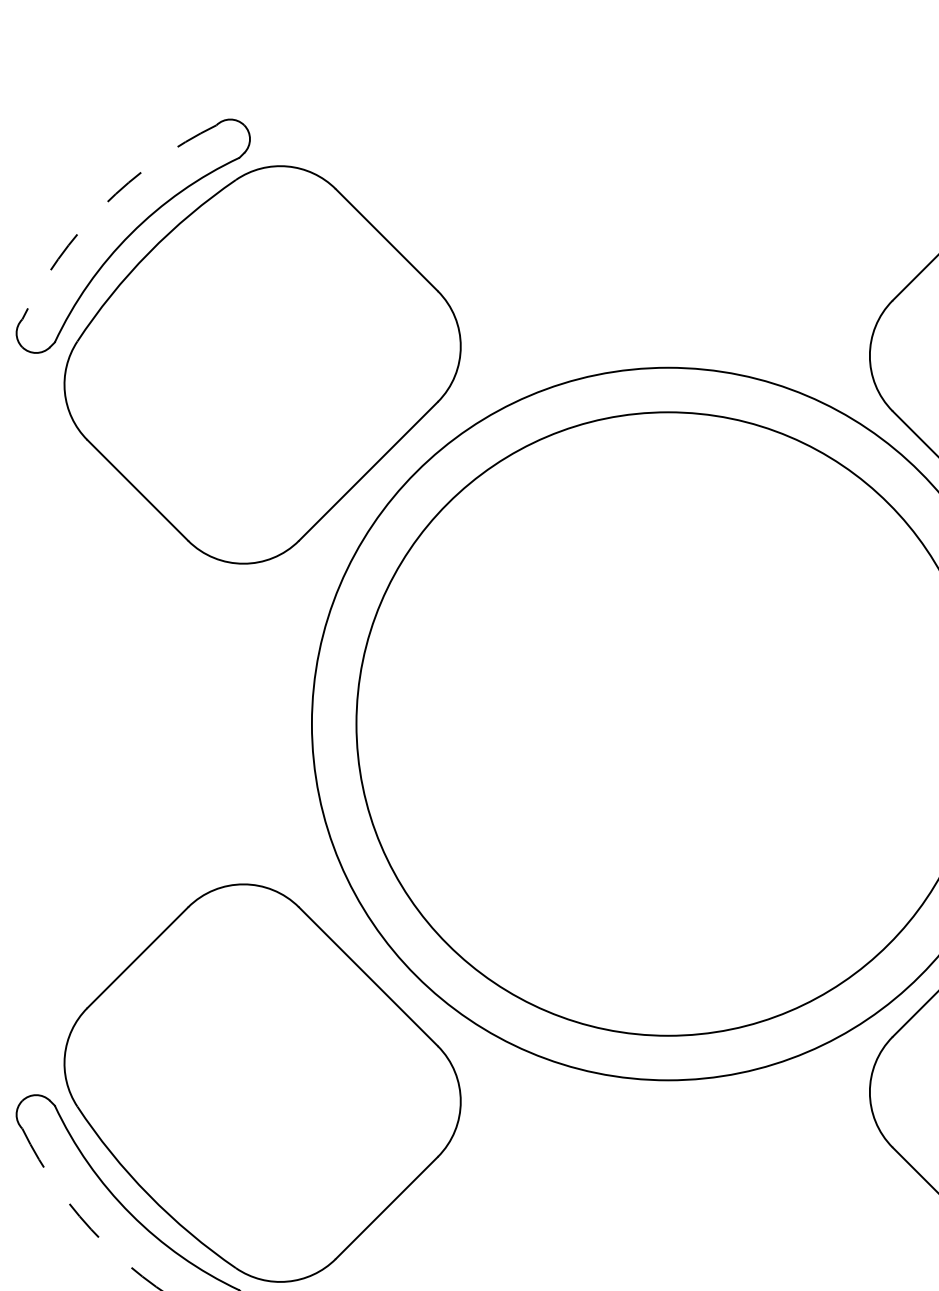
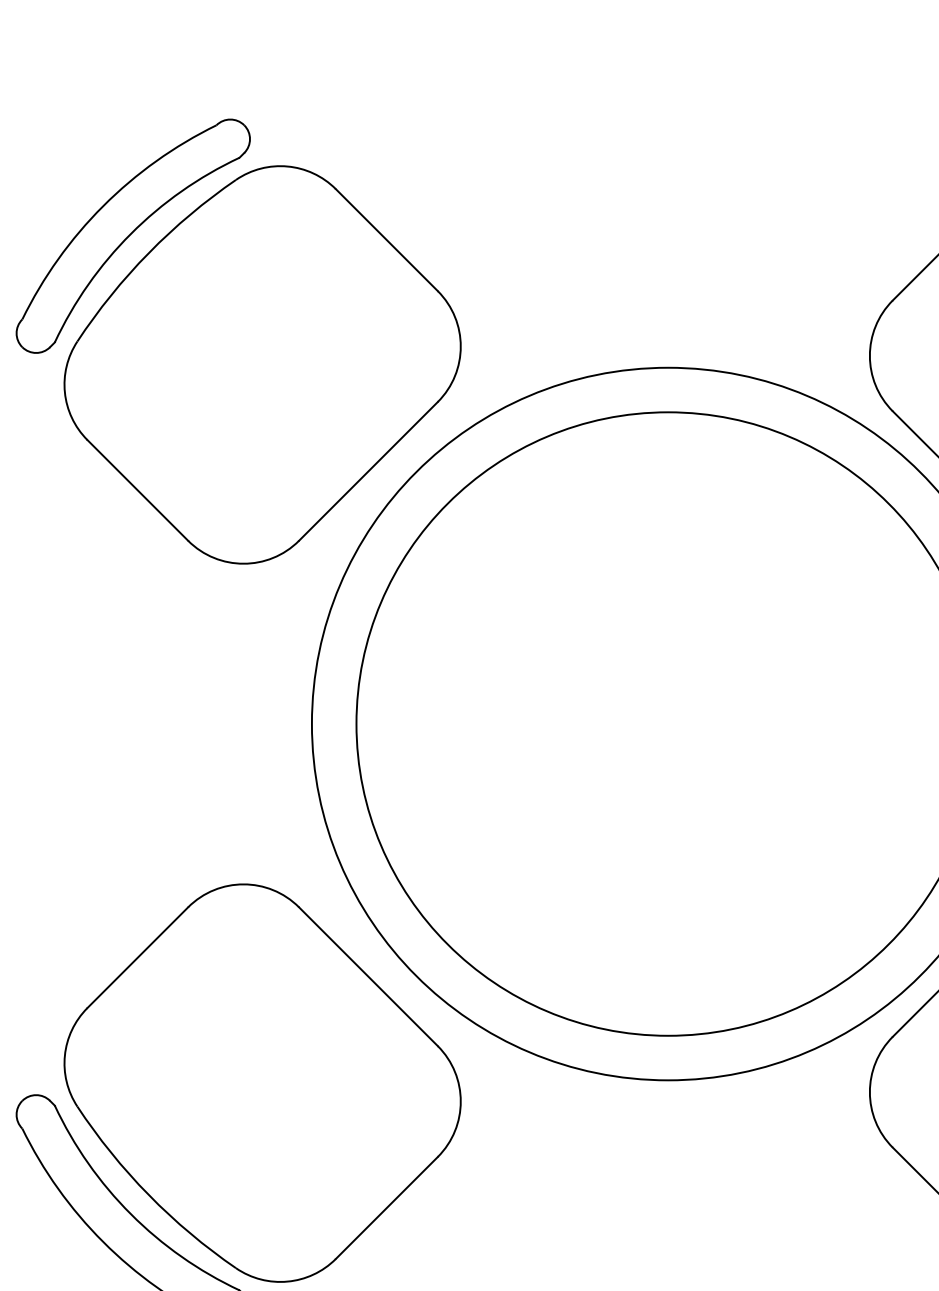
arc: dashed -> solid (103, 206)
arc: dashed -> solid (82, 1219)
